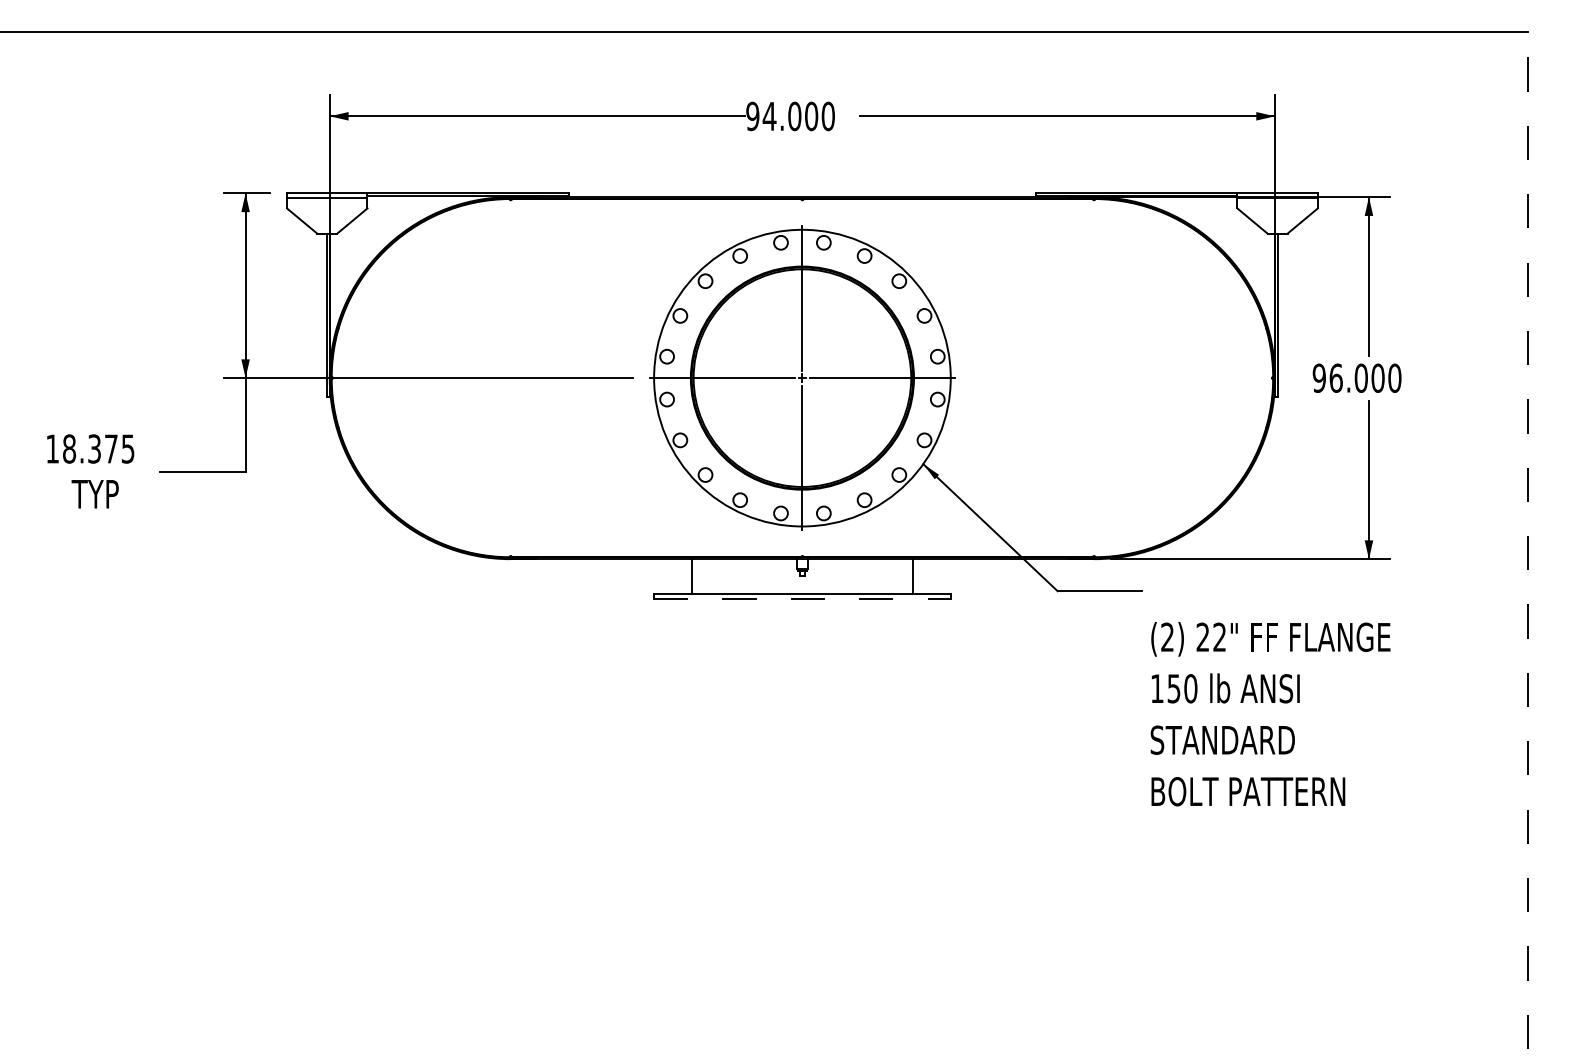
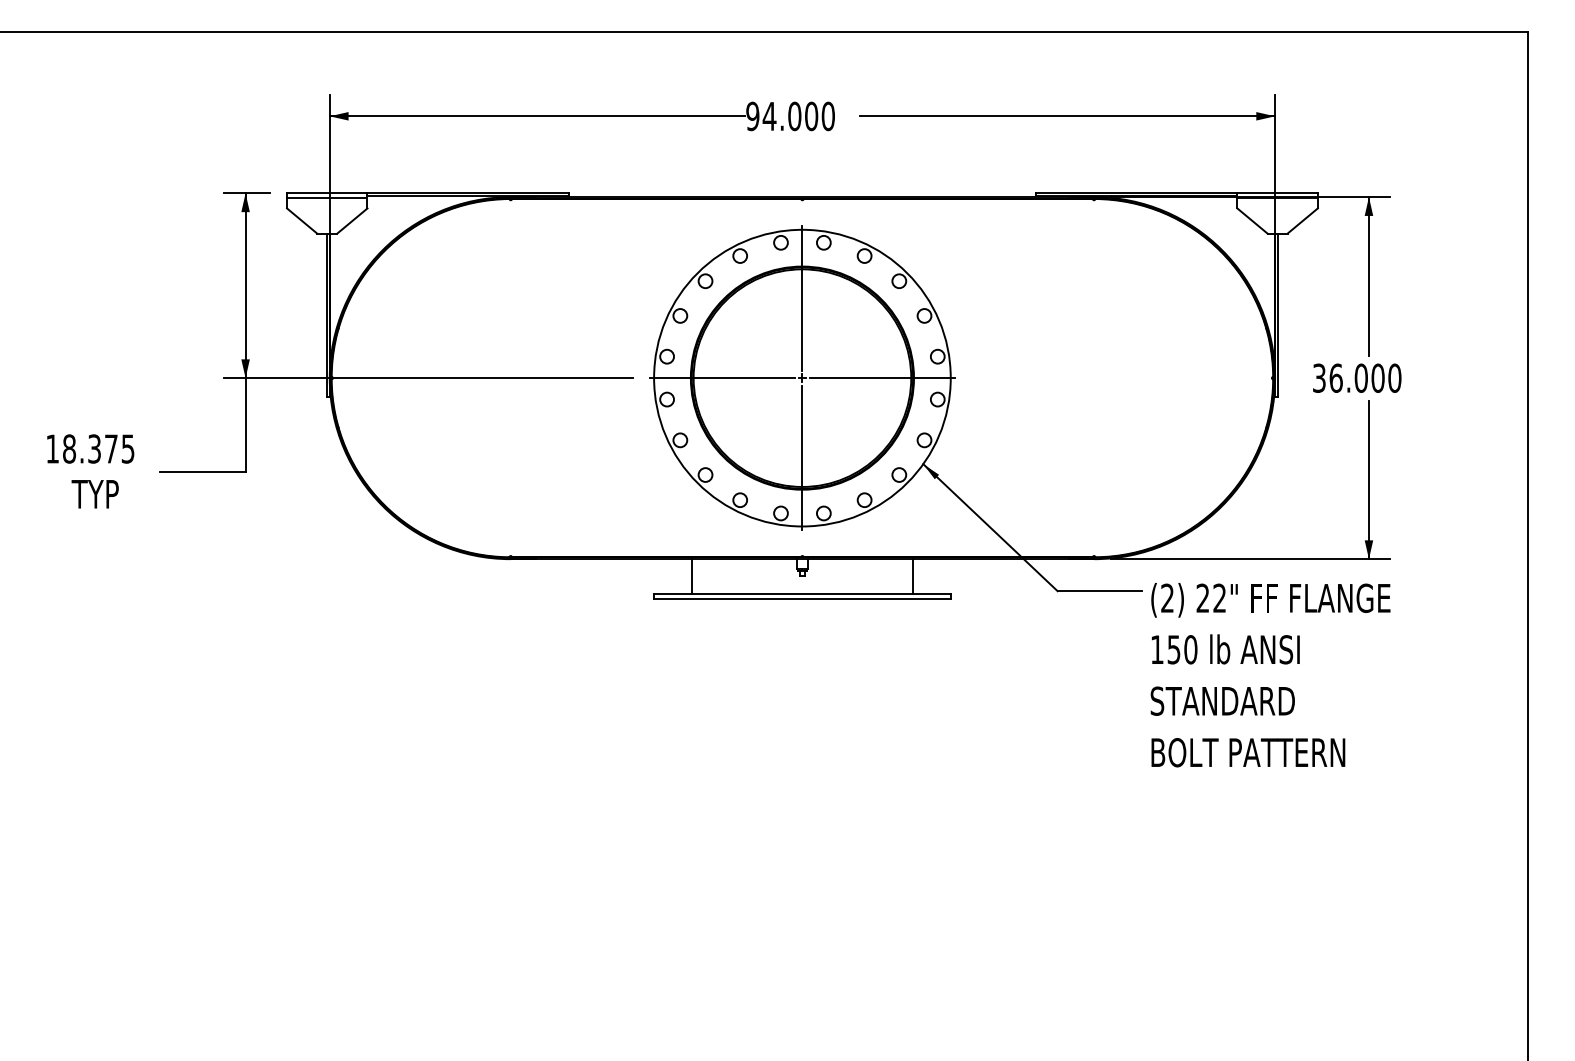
text: 96.000 -> 36.000 (1318, 377)
line: dashed -> solid (1527, 545)
line: dashed -> solid (802, 599)
text position: (1270, 714) -> (1270, 675) (1270, 675)
